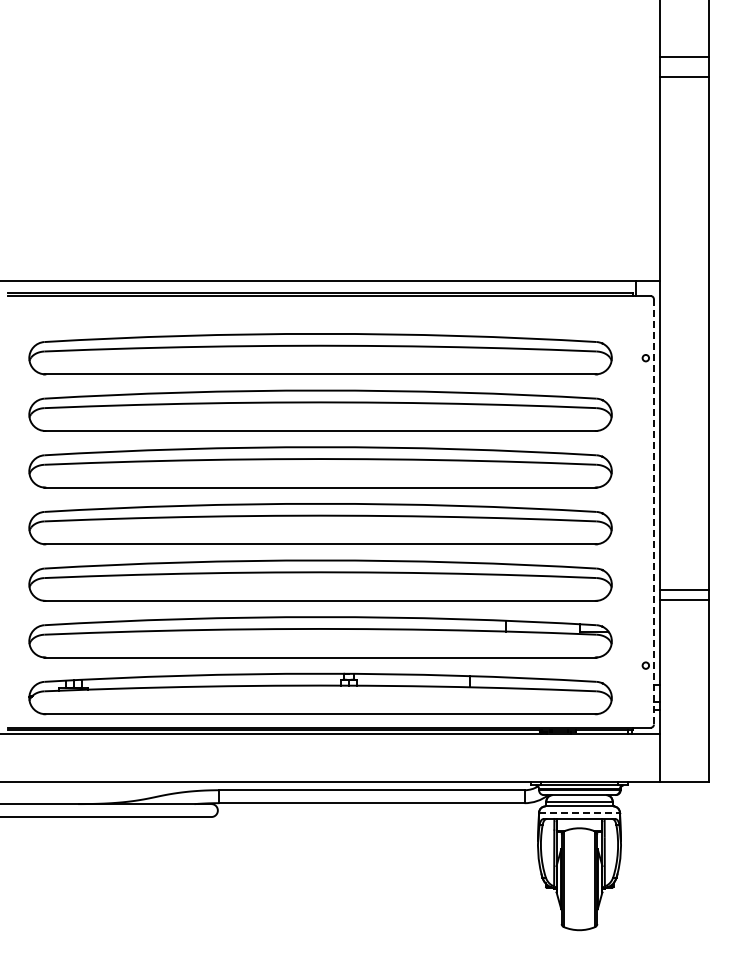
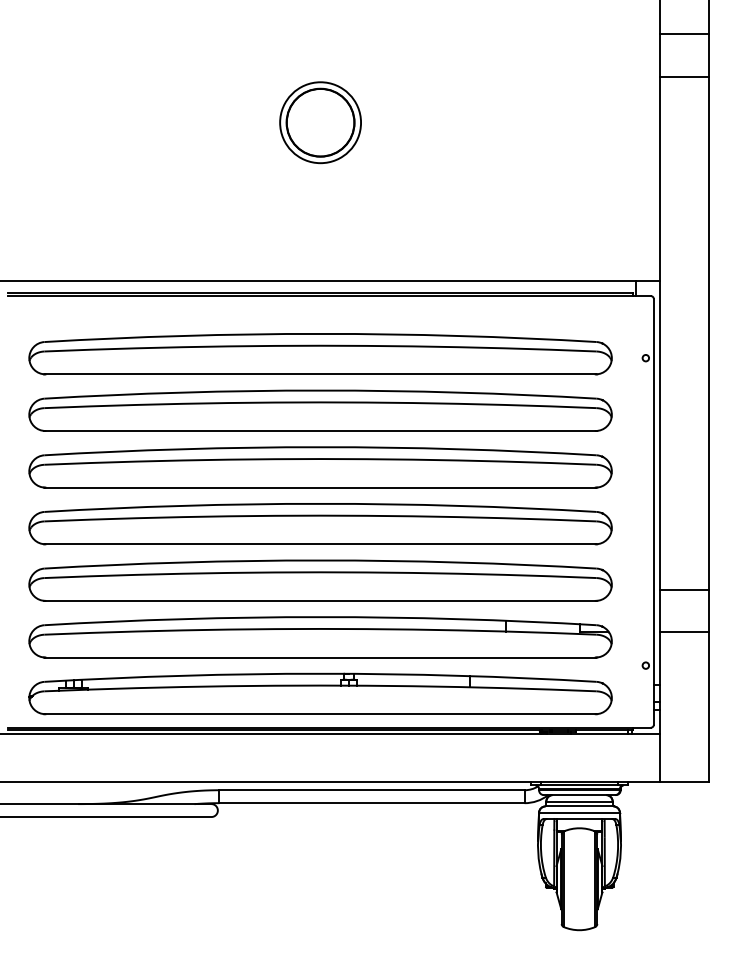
line position: (684, 56) -> (684, 33) (684, 33)
part: none -> present (320, 122)
line: dashed -> solid (653, 511)
line position: (684, 600) -> (684, 632) (684, 632)
line: dashed -> solid (580, 812)
